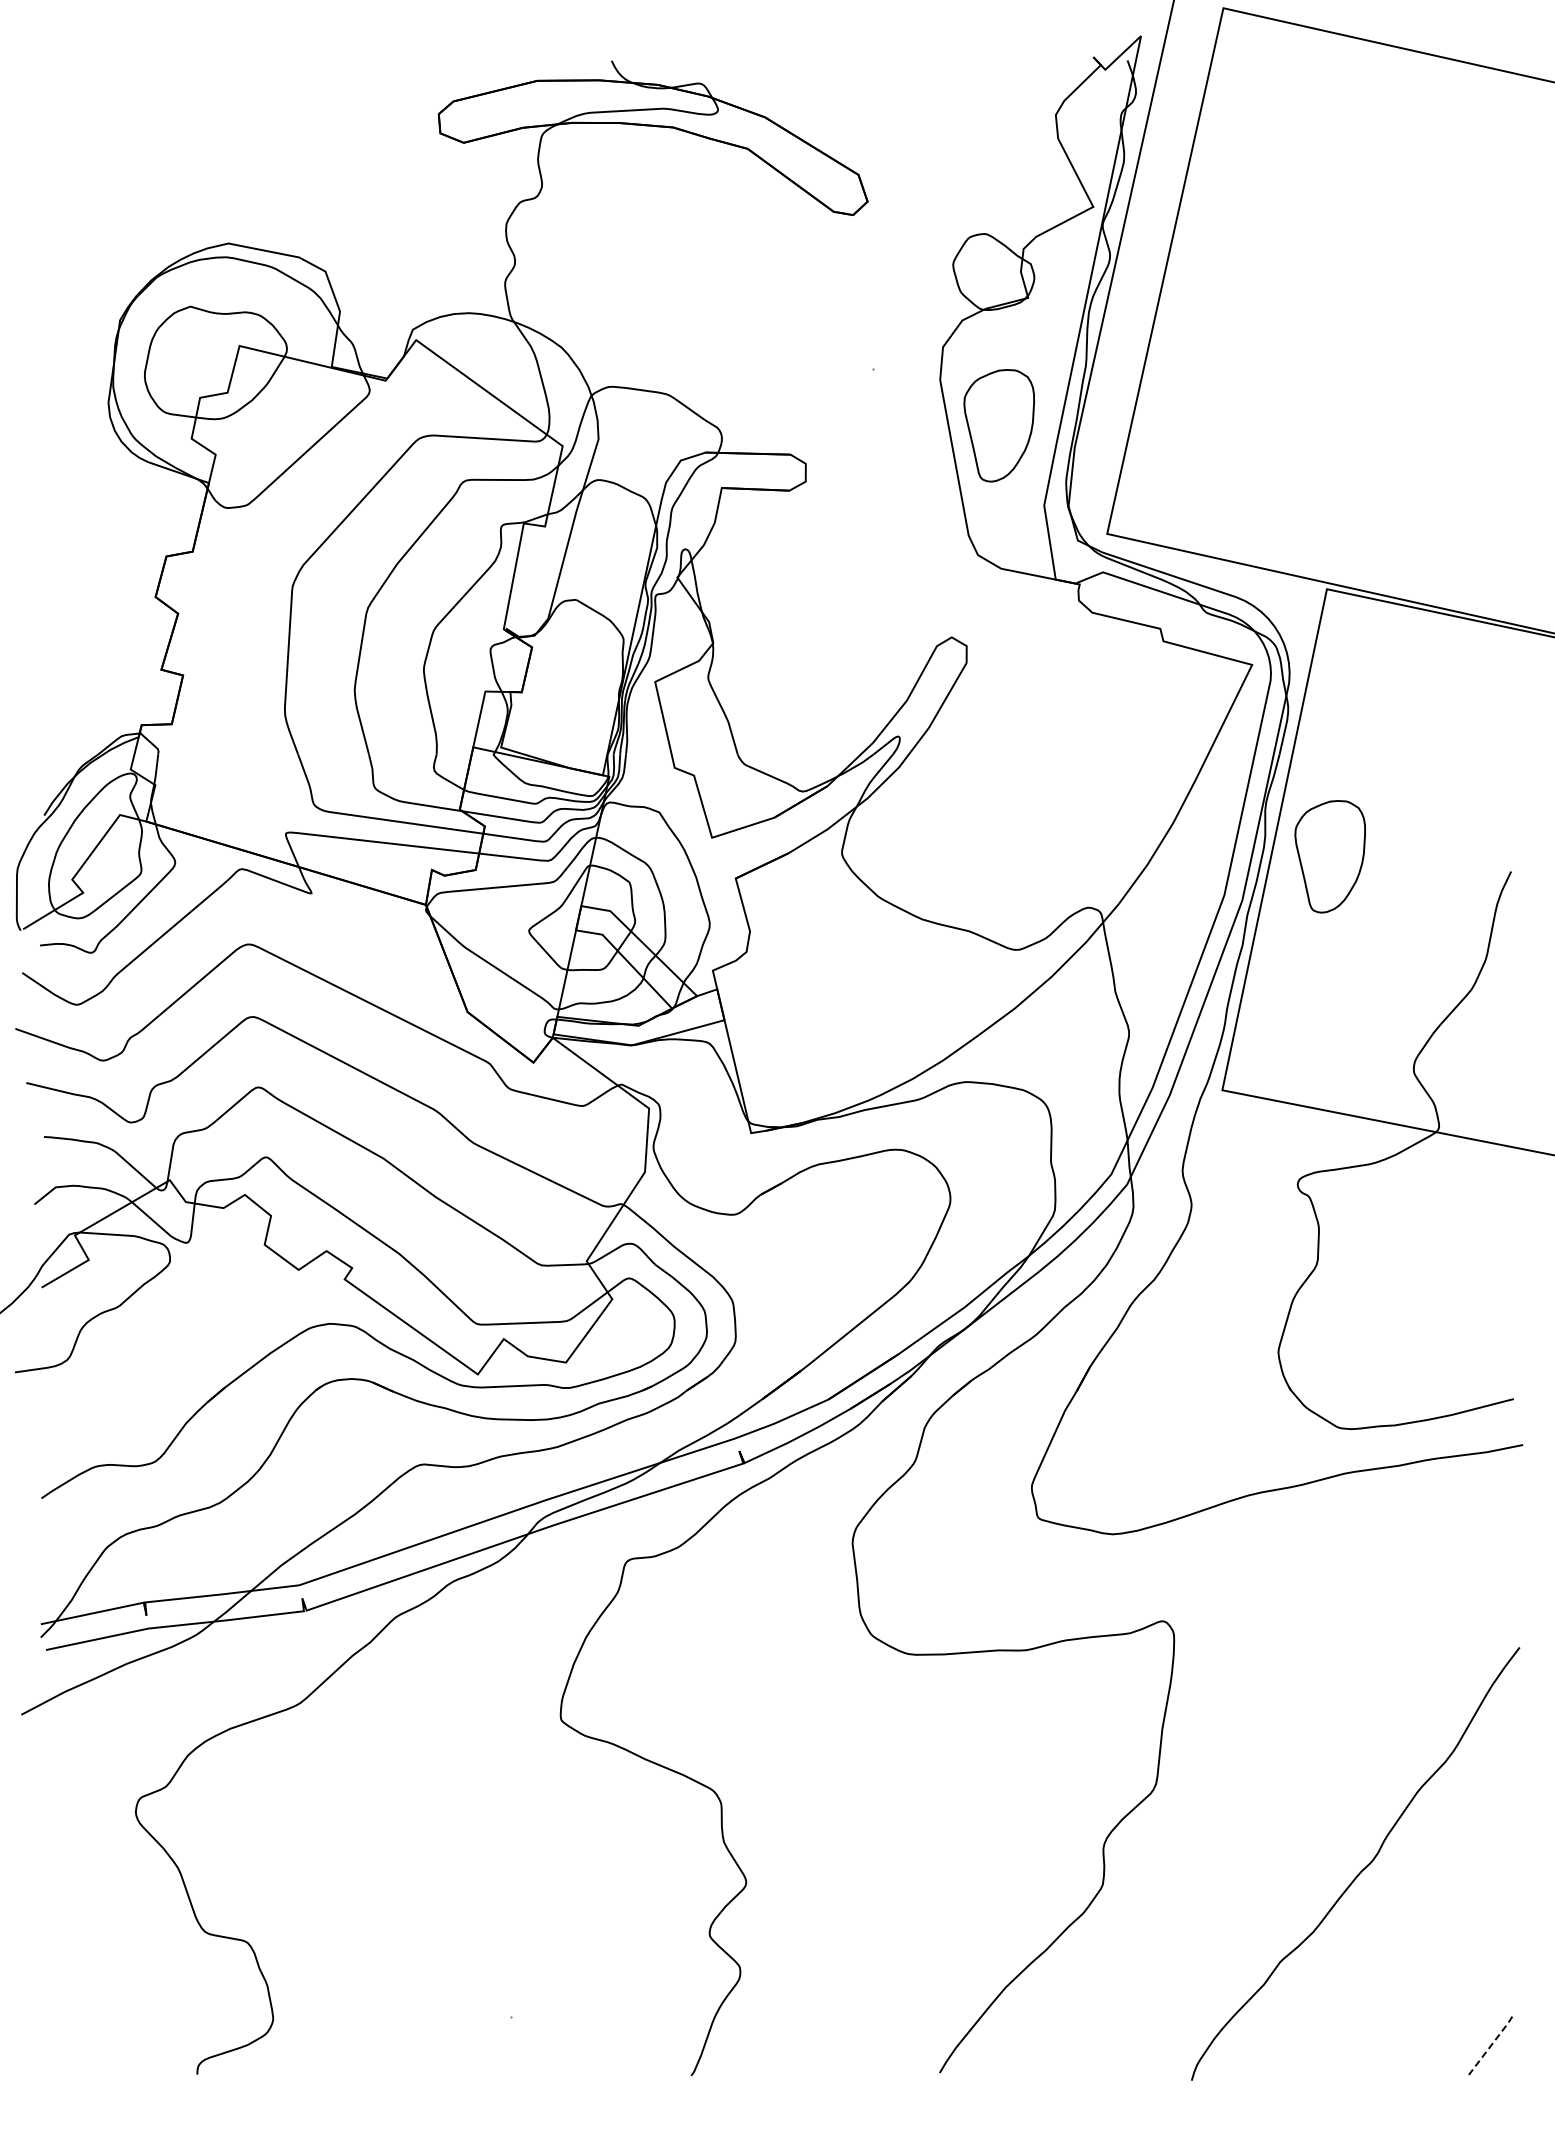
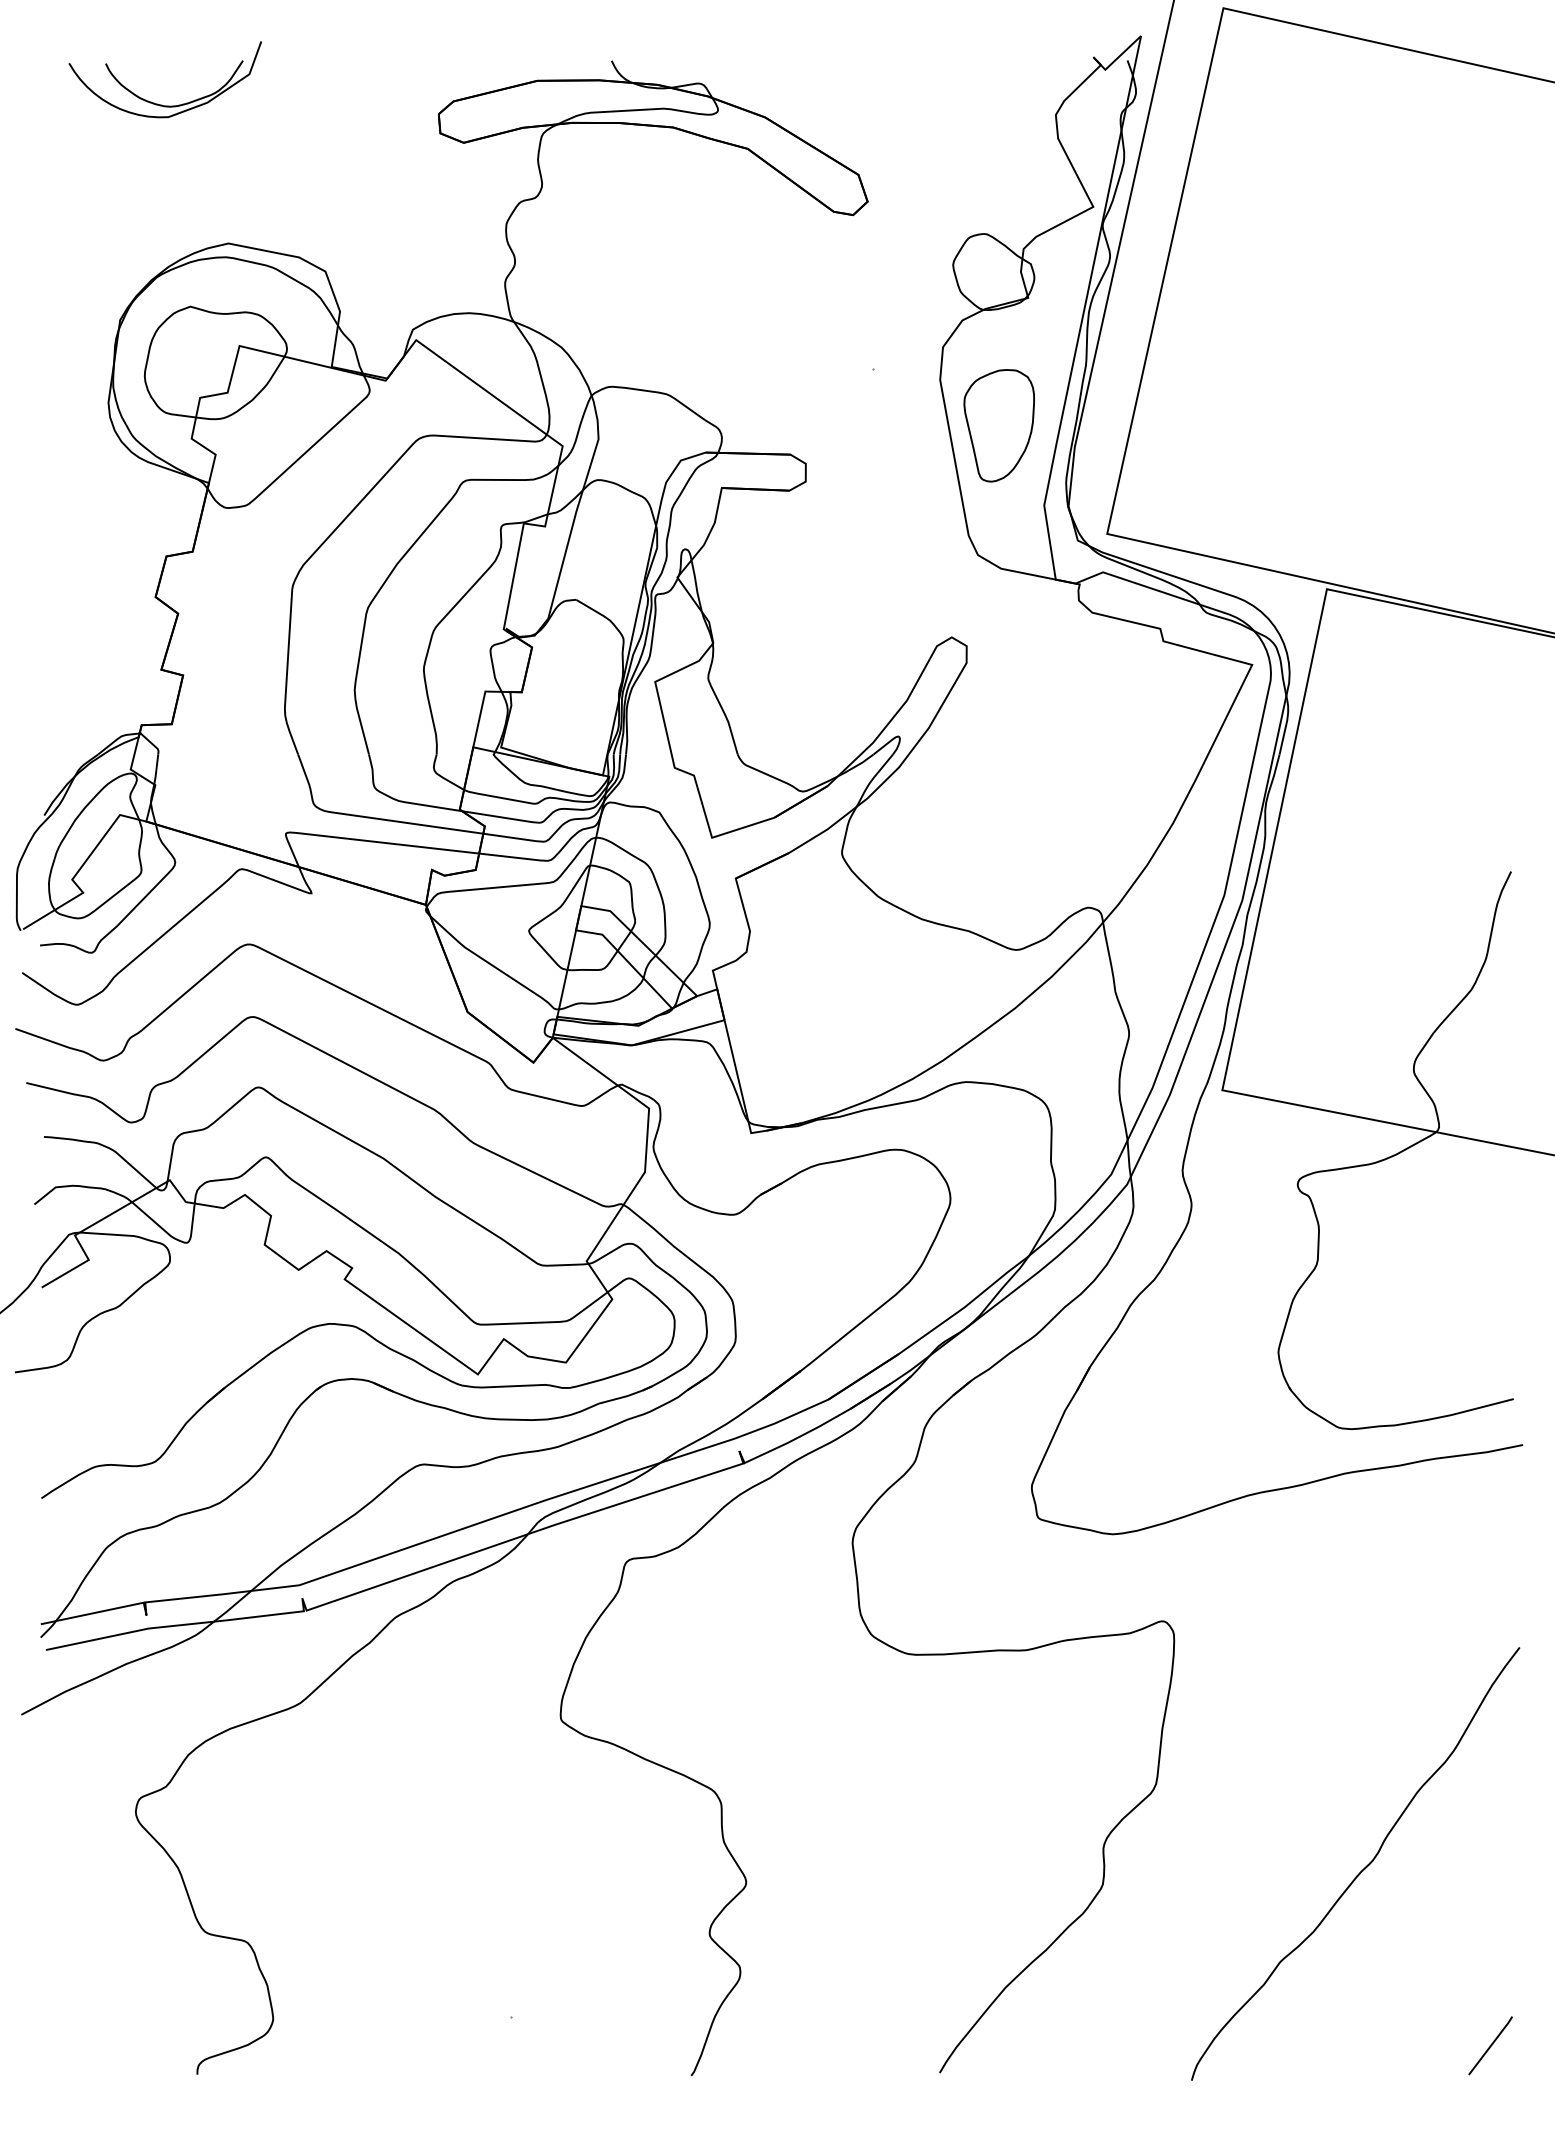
part: none -> present (157, 103)
part: present -> none (1329, 856)
line: dashed -> solid (1490, 2045)
